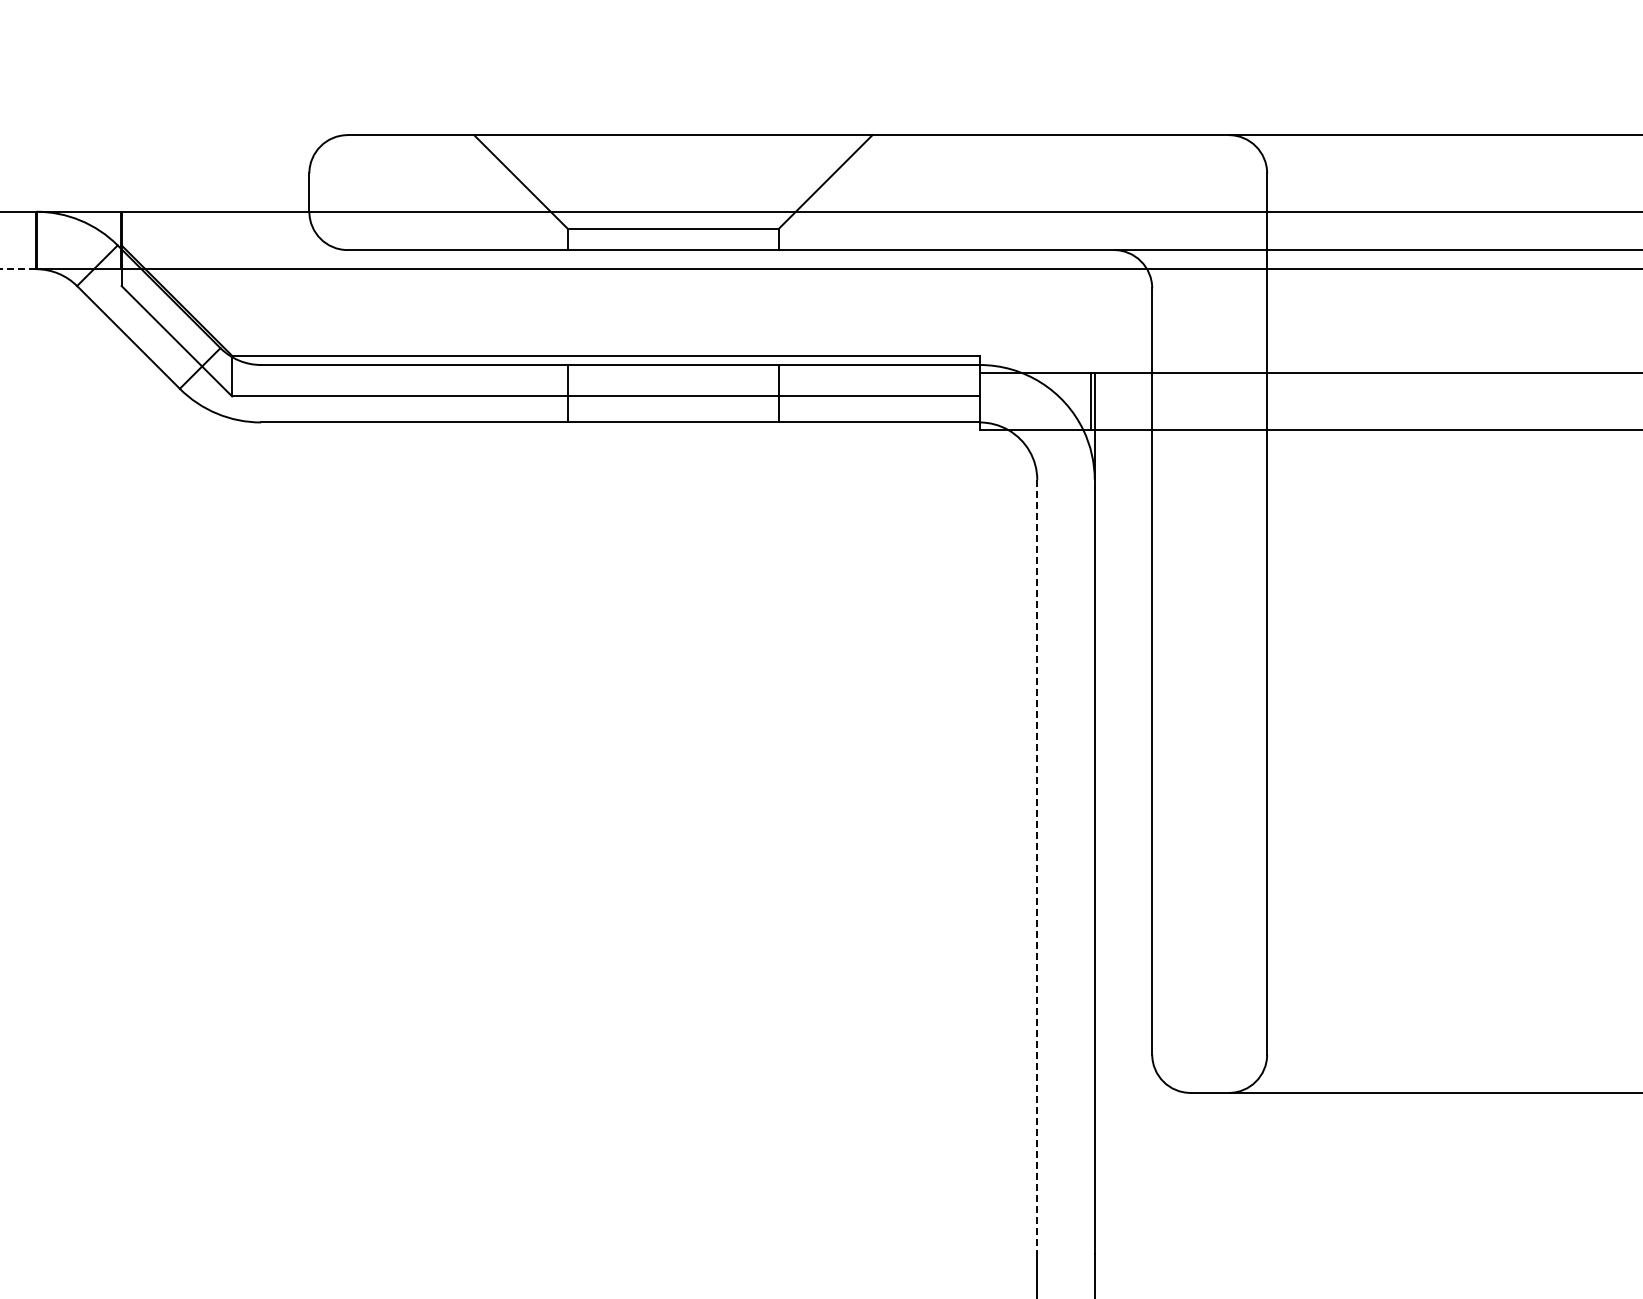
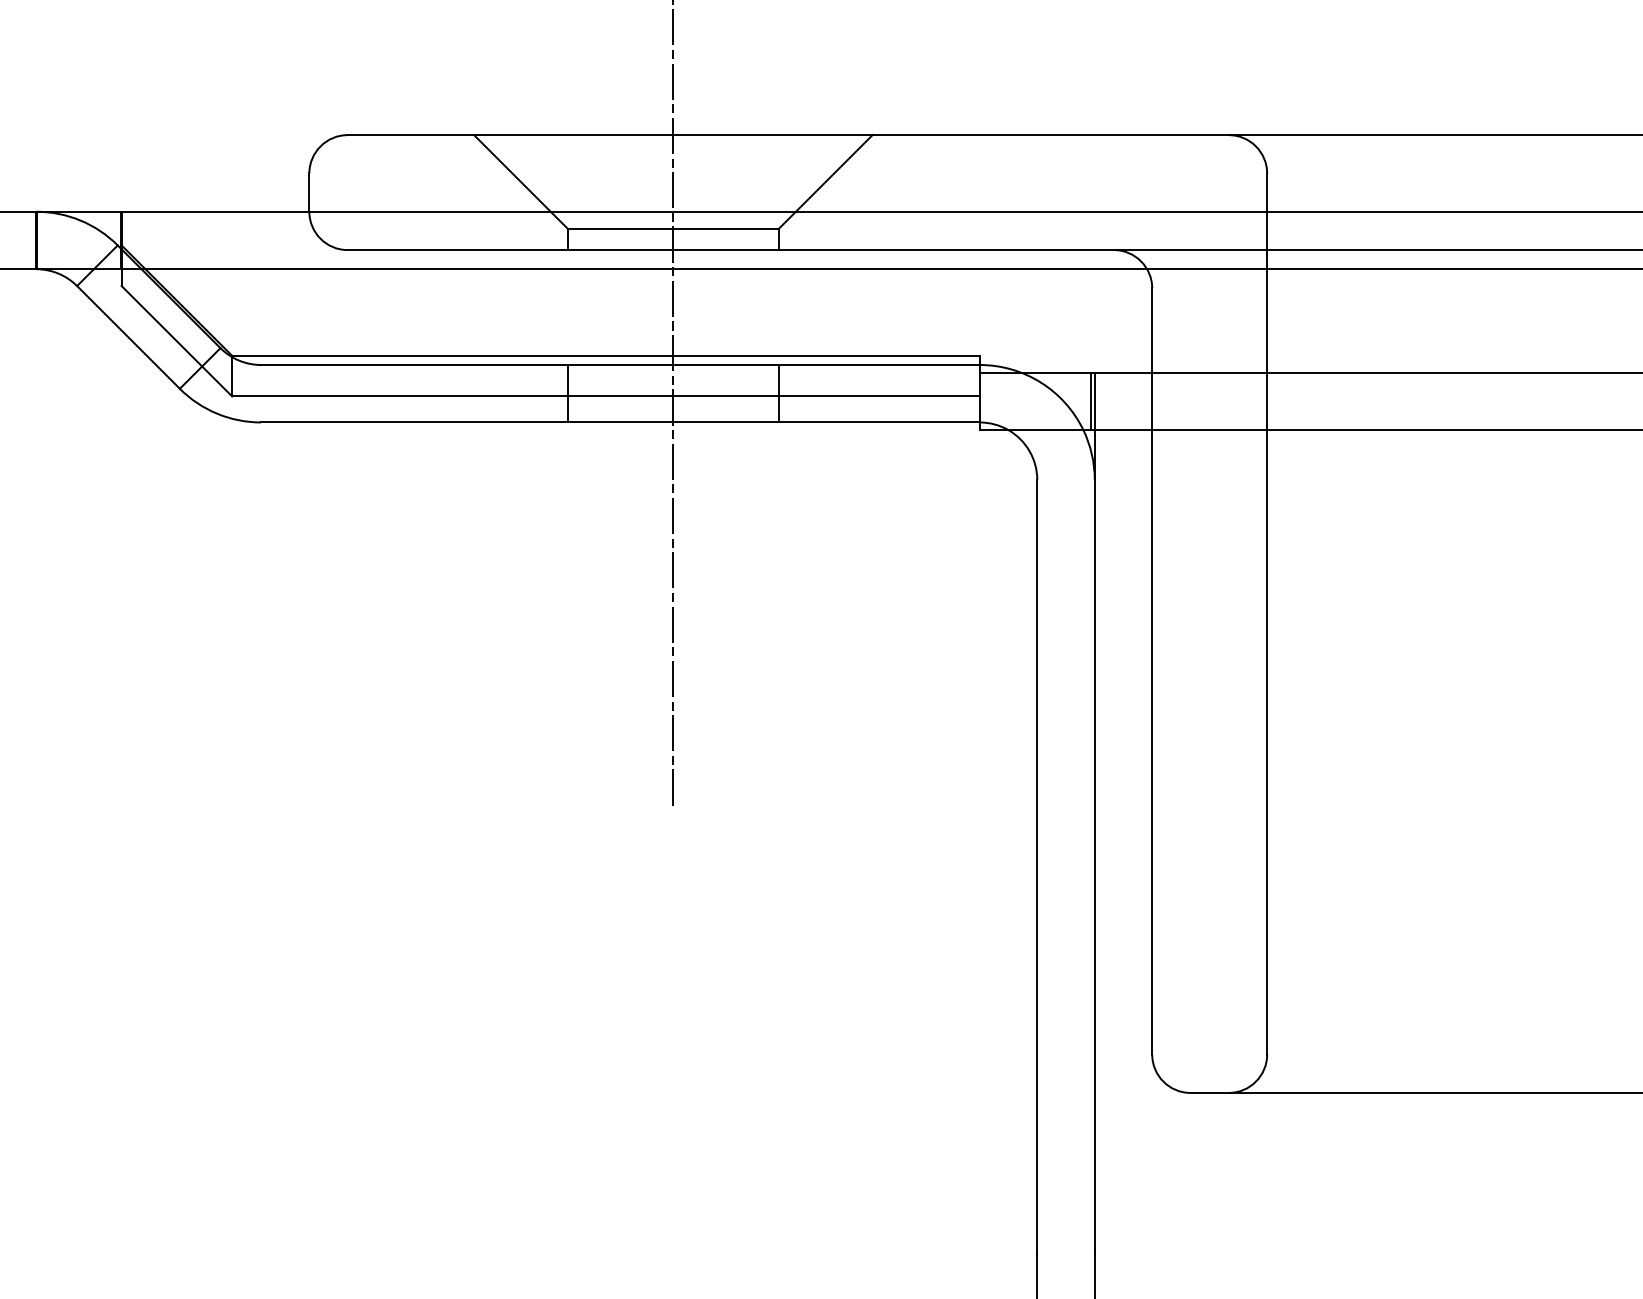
line: dashed -> solid (18, 269)
line: none -> present (673, 403)
line: dashed -> solid (1037, 866)
